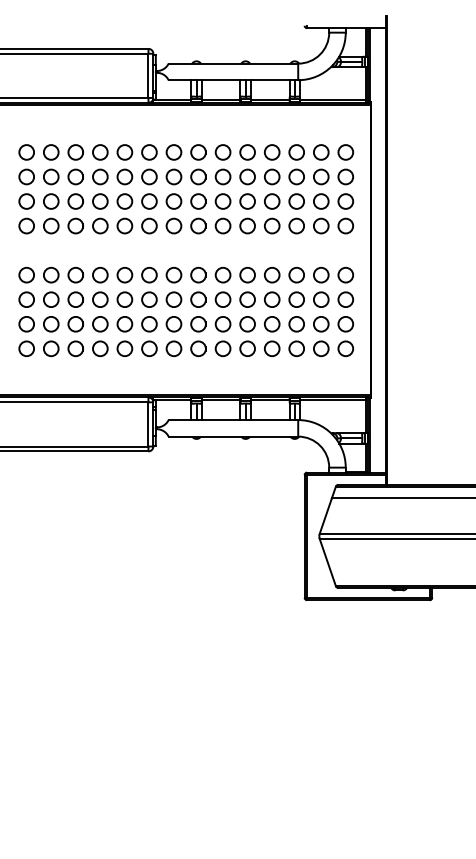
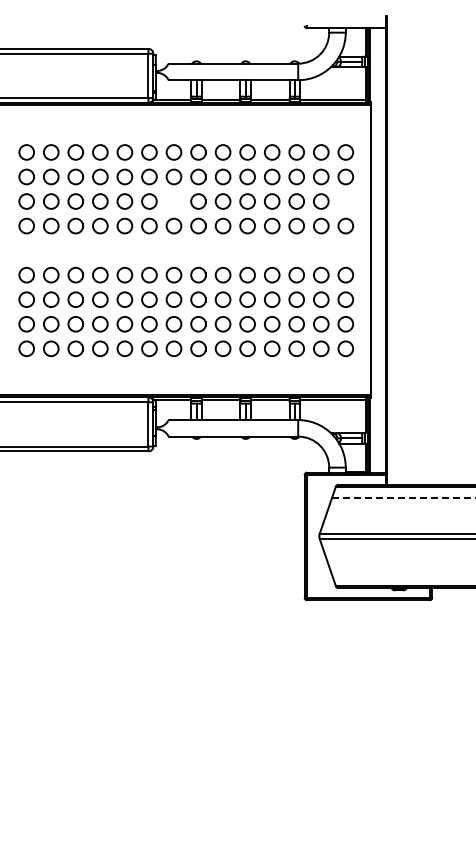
circle: present -> none (173, 201)
circle: present -> none (345, 201)
line: solid -> dashed (403, 498)
